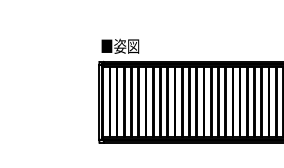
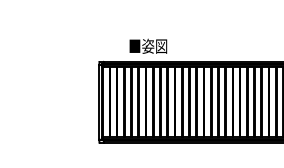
text position: (120, 45) -> (148, 45) (148, 45)
